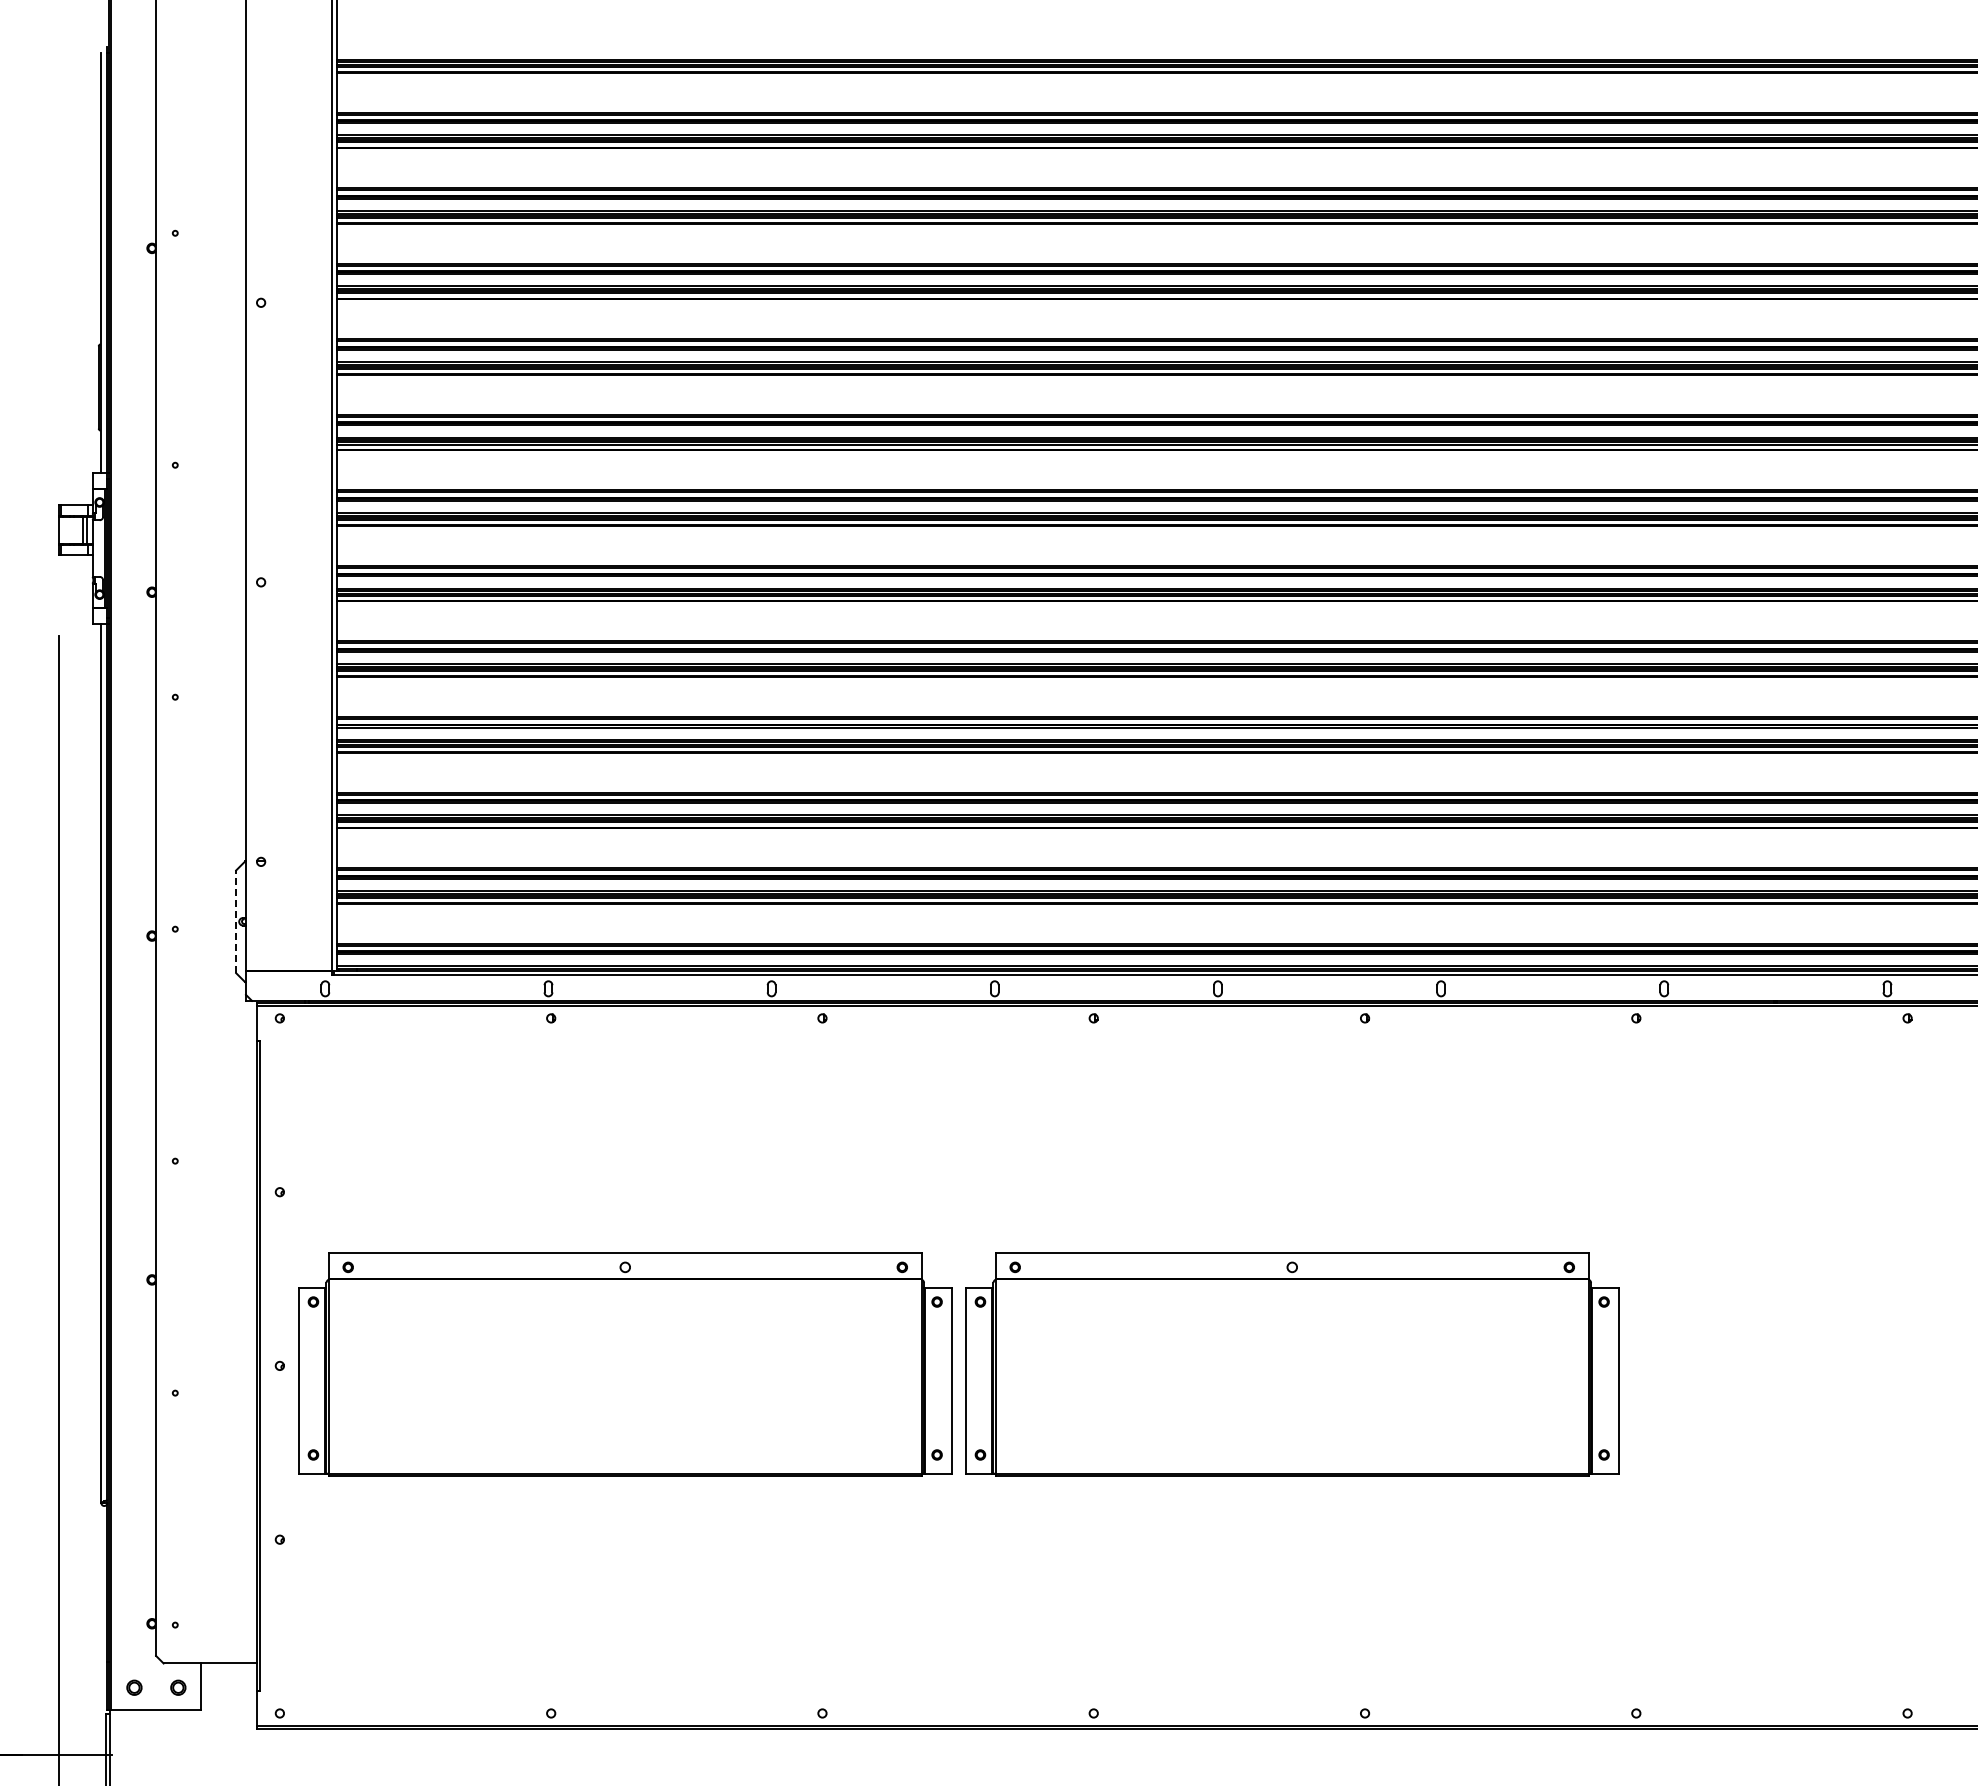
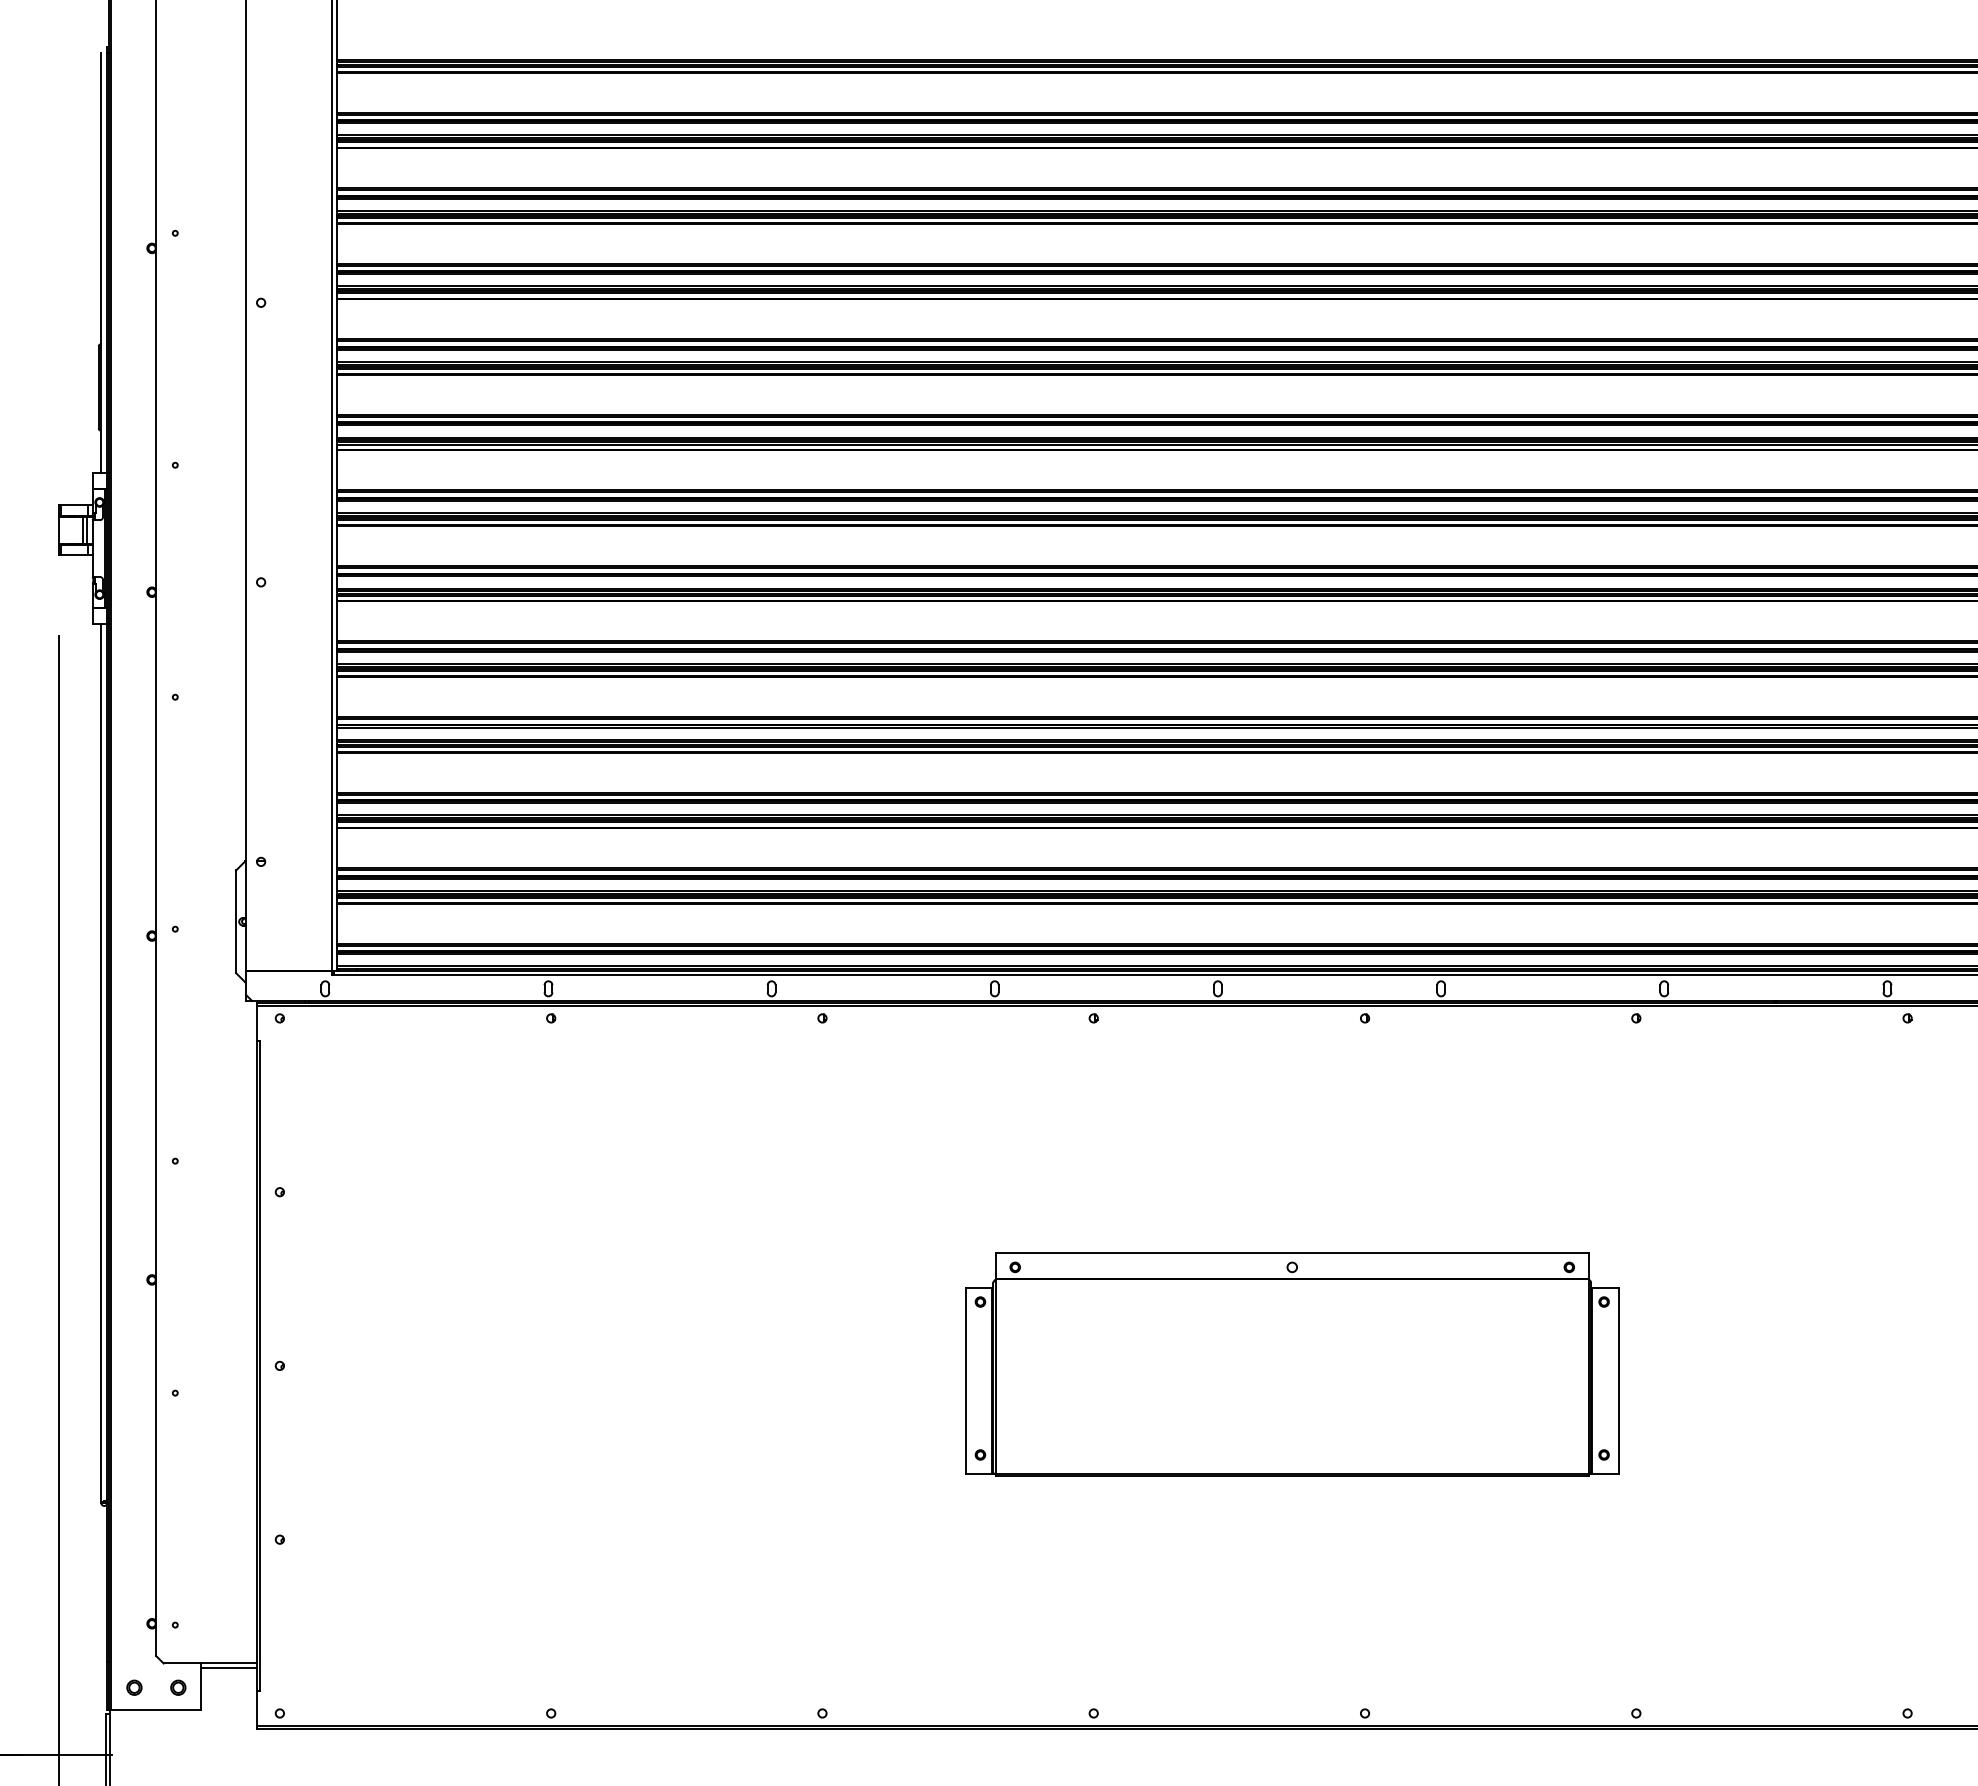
line: dashed -> solid (236, 921)
part: present -> none (625, 1364)
line: none -> present (229, 1667)
